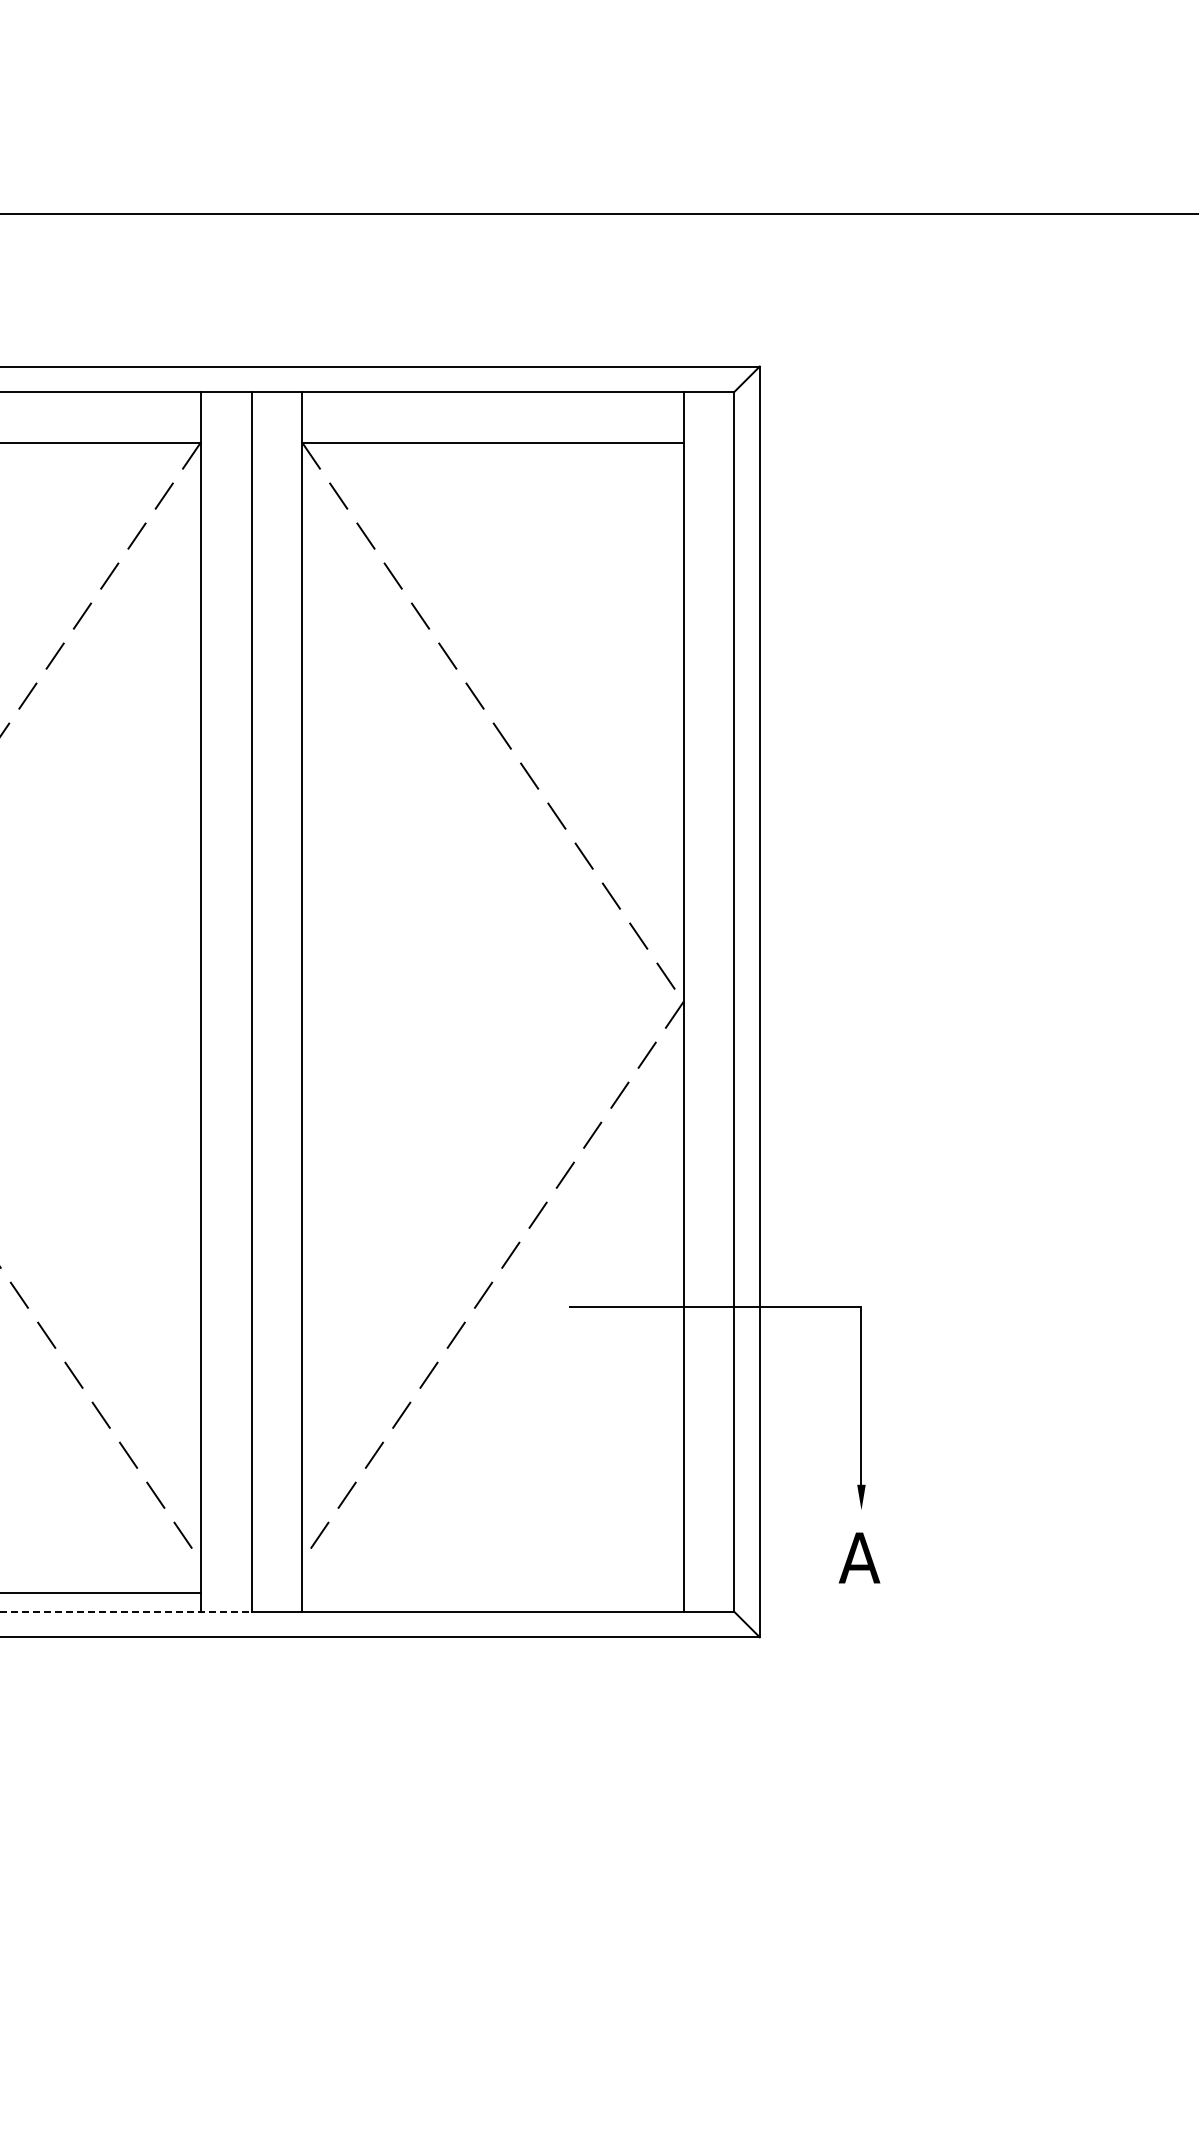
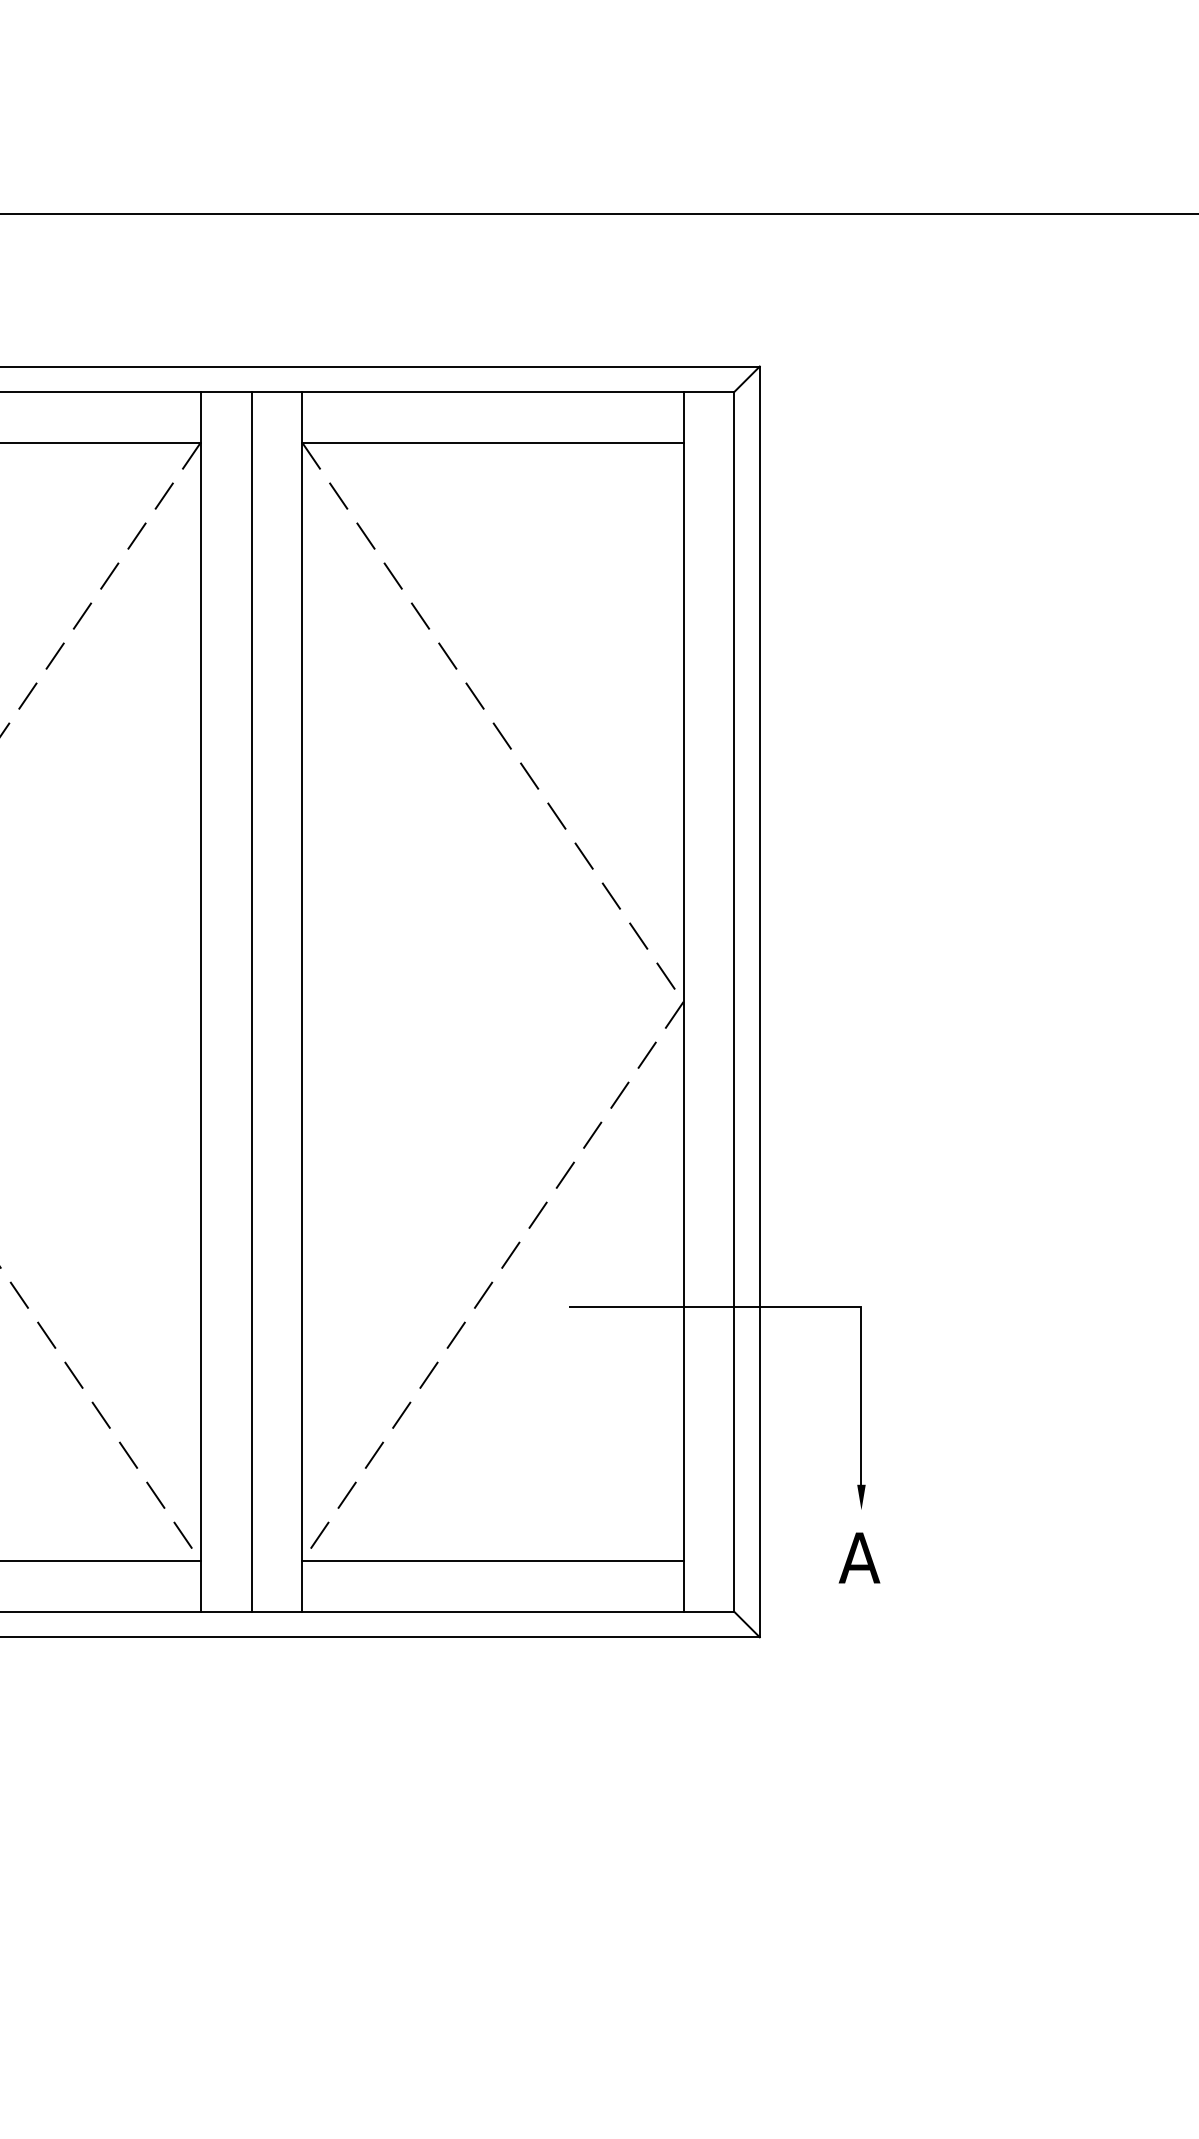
line: none -> present (492, 1561)
line position: (101, 1593) -> (101, 1561) (101, 1561)
line: dashed -> solid (126, 1611)
